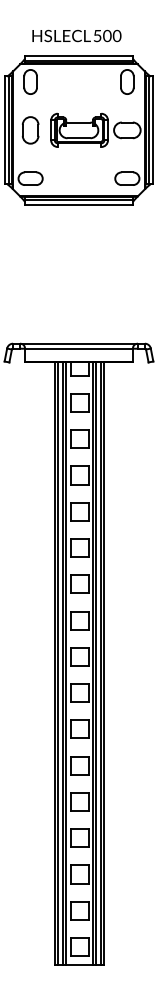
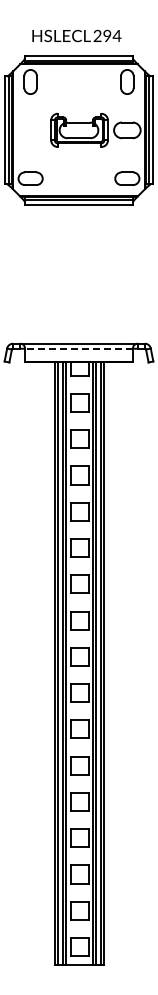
text: 500 -> 294 (107, 35)
part: present -> none (30, 130)
line: solid -> dashed (79, 348)
